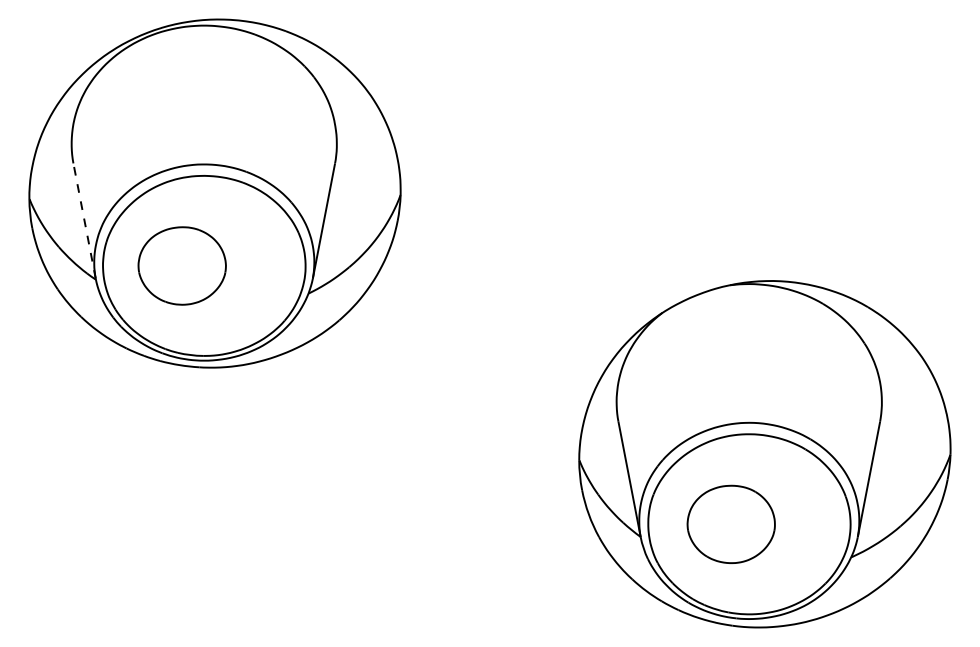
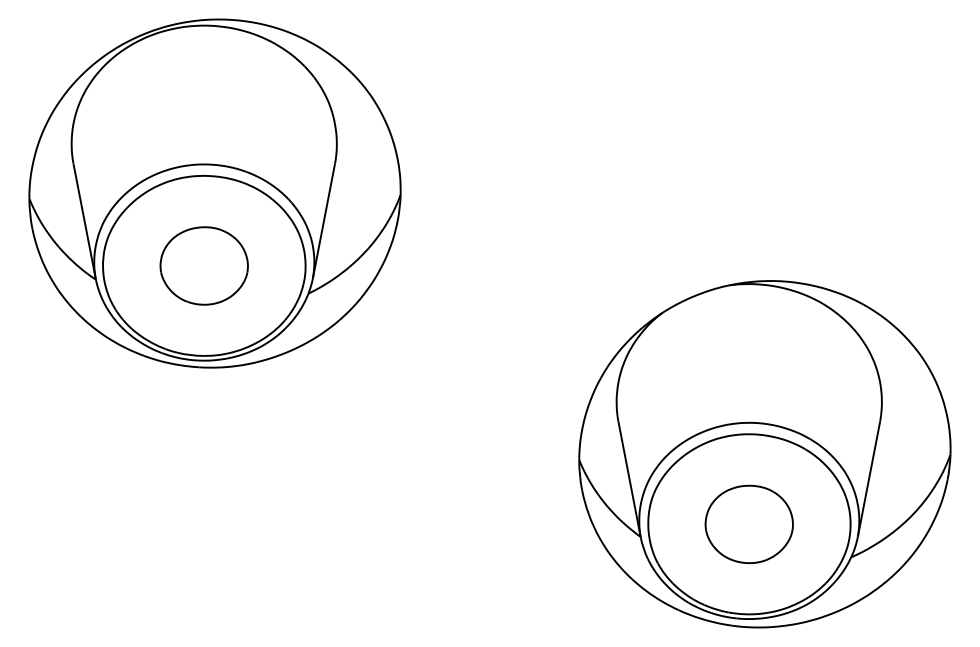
line: dashed -> solid (84, 221)
part position: (181, 265) -> (203, 265) (203, 265)
part position: (730, 523) -> (748, 523) (748, 523)
